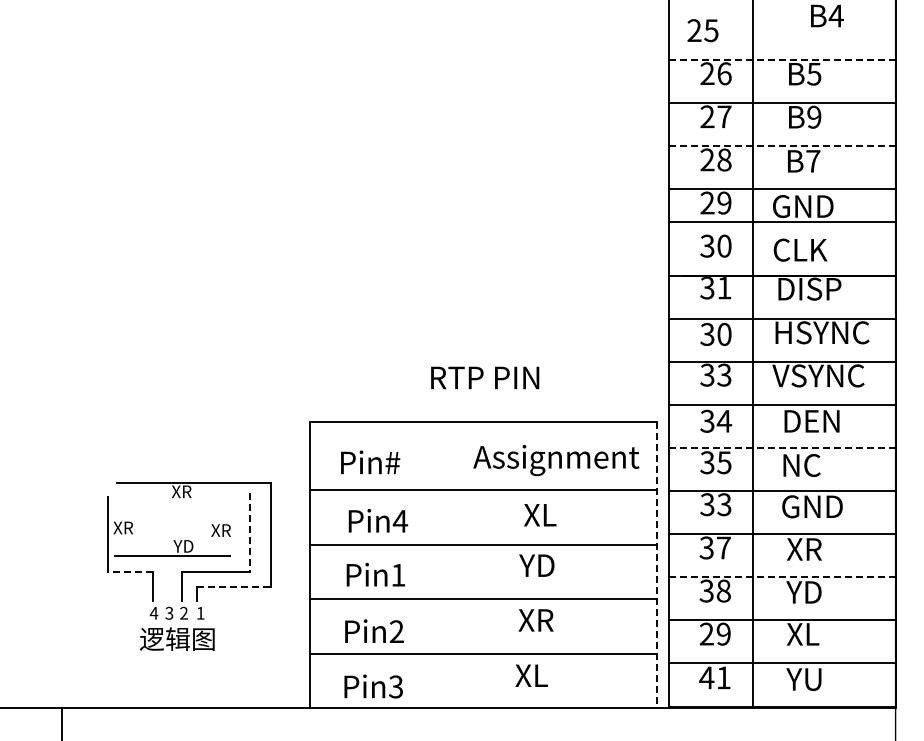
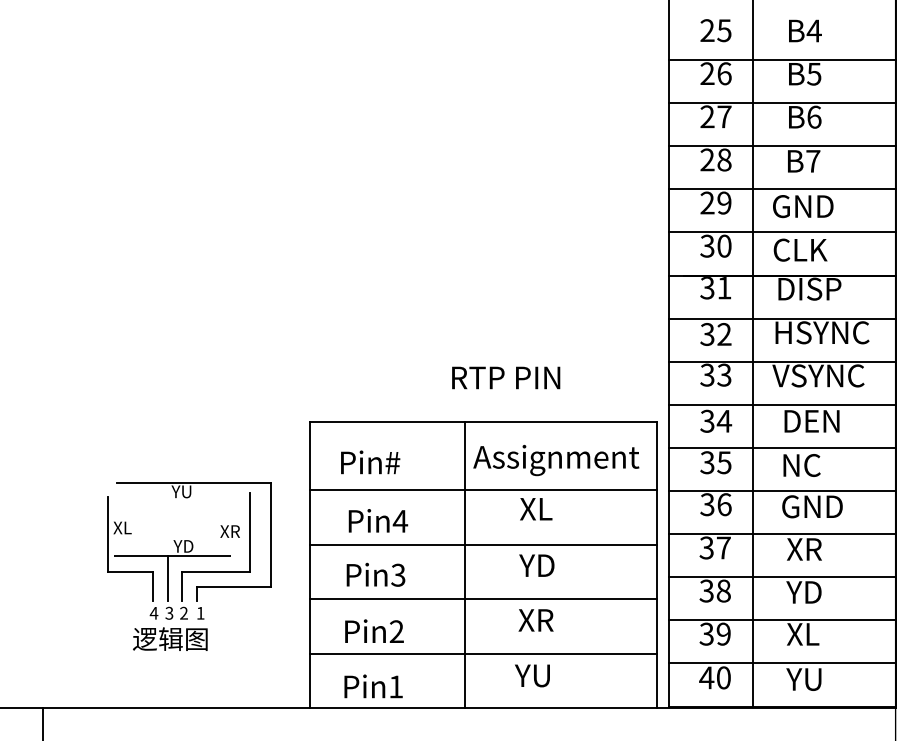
text position: (827, 15) -> (805, 30) (805, 30)
text position: (702, 30) -> (715, 30) (715, 30)
line: dashed -> solid (782, 59)
text: B9 -> B6 (814, 116)
line: dashed -> solid (782, 146)
line position: (782, 222) -> (782, 232) (782, 232)
text: 30 -> 32 (724, 334)
text position: (485, 377) -> (506, 377) (506, 377)
line: dashed -> solid (782, 447)
text: XR -> YU (181, 491)
text: 33 -> 36 (724, 504)
text position: (540, 515) -> (536, 509) (536, 509)
text: XR -> XL (129, 527)
text position: (220, 530) -> (229, 531) (229, 531)
line: dashed -> solid (250, 533)
line: none -> present (465, 565)
line: dashed -> solid (656, 565)
line: dashed -> solid (130, 571)
text: Pin1 -> Pin3 (398, 574)
line: dashed -> solid (782, 577)
line: none -> present (167, 578)
line: dashed -> solid (233, 586)
text: 29 -> 39 (706, 634)
text position: (177, 638) -> (170, 638) (170, 638)
text: XL -> YU (532, 675)
text: 41 -> 40 (723, 677)
text: Pin3 -> Pin1 (395, 686)
line position: (61, 722) -> (42, 722) (42, 722)
